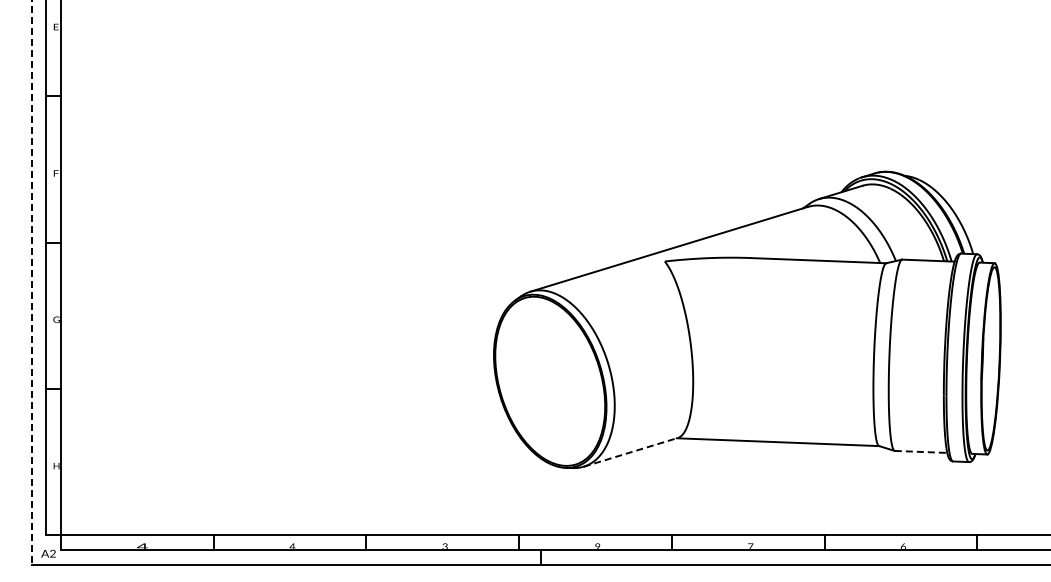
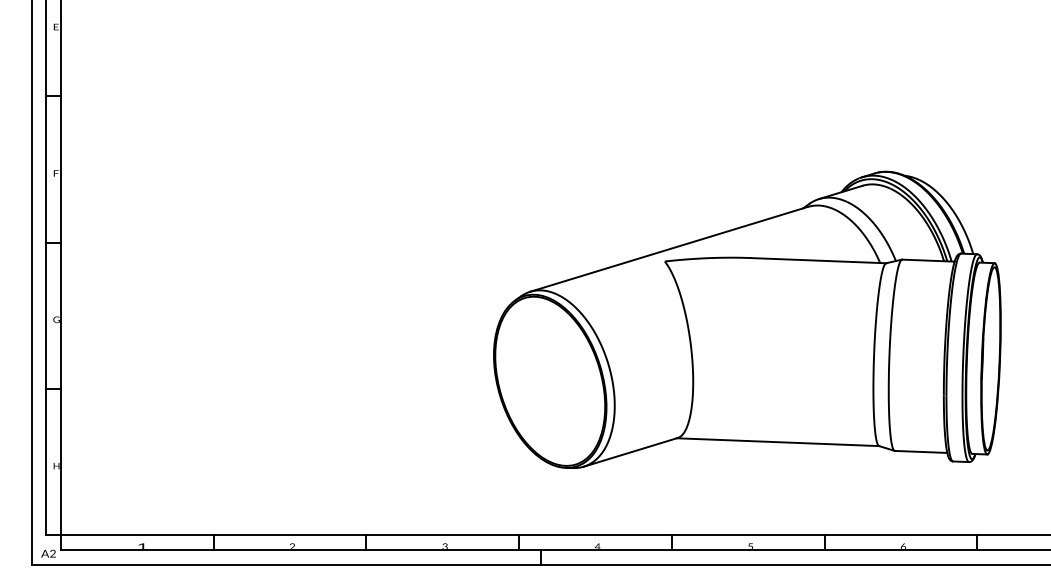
line: dashed -> solid (31, 282)
line: dashed -> solid (921, 451)
line: dashed -> solid (631, 452)
text: 4 -> 1 (141, 545)
text: 4 -> 2 (292, 545)
text: 9 -> 4 (597, 545)
text: 7 -> 5 (750, 545)
